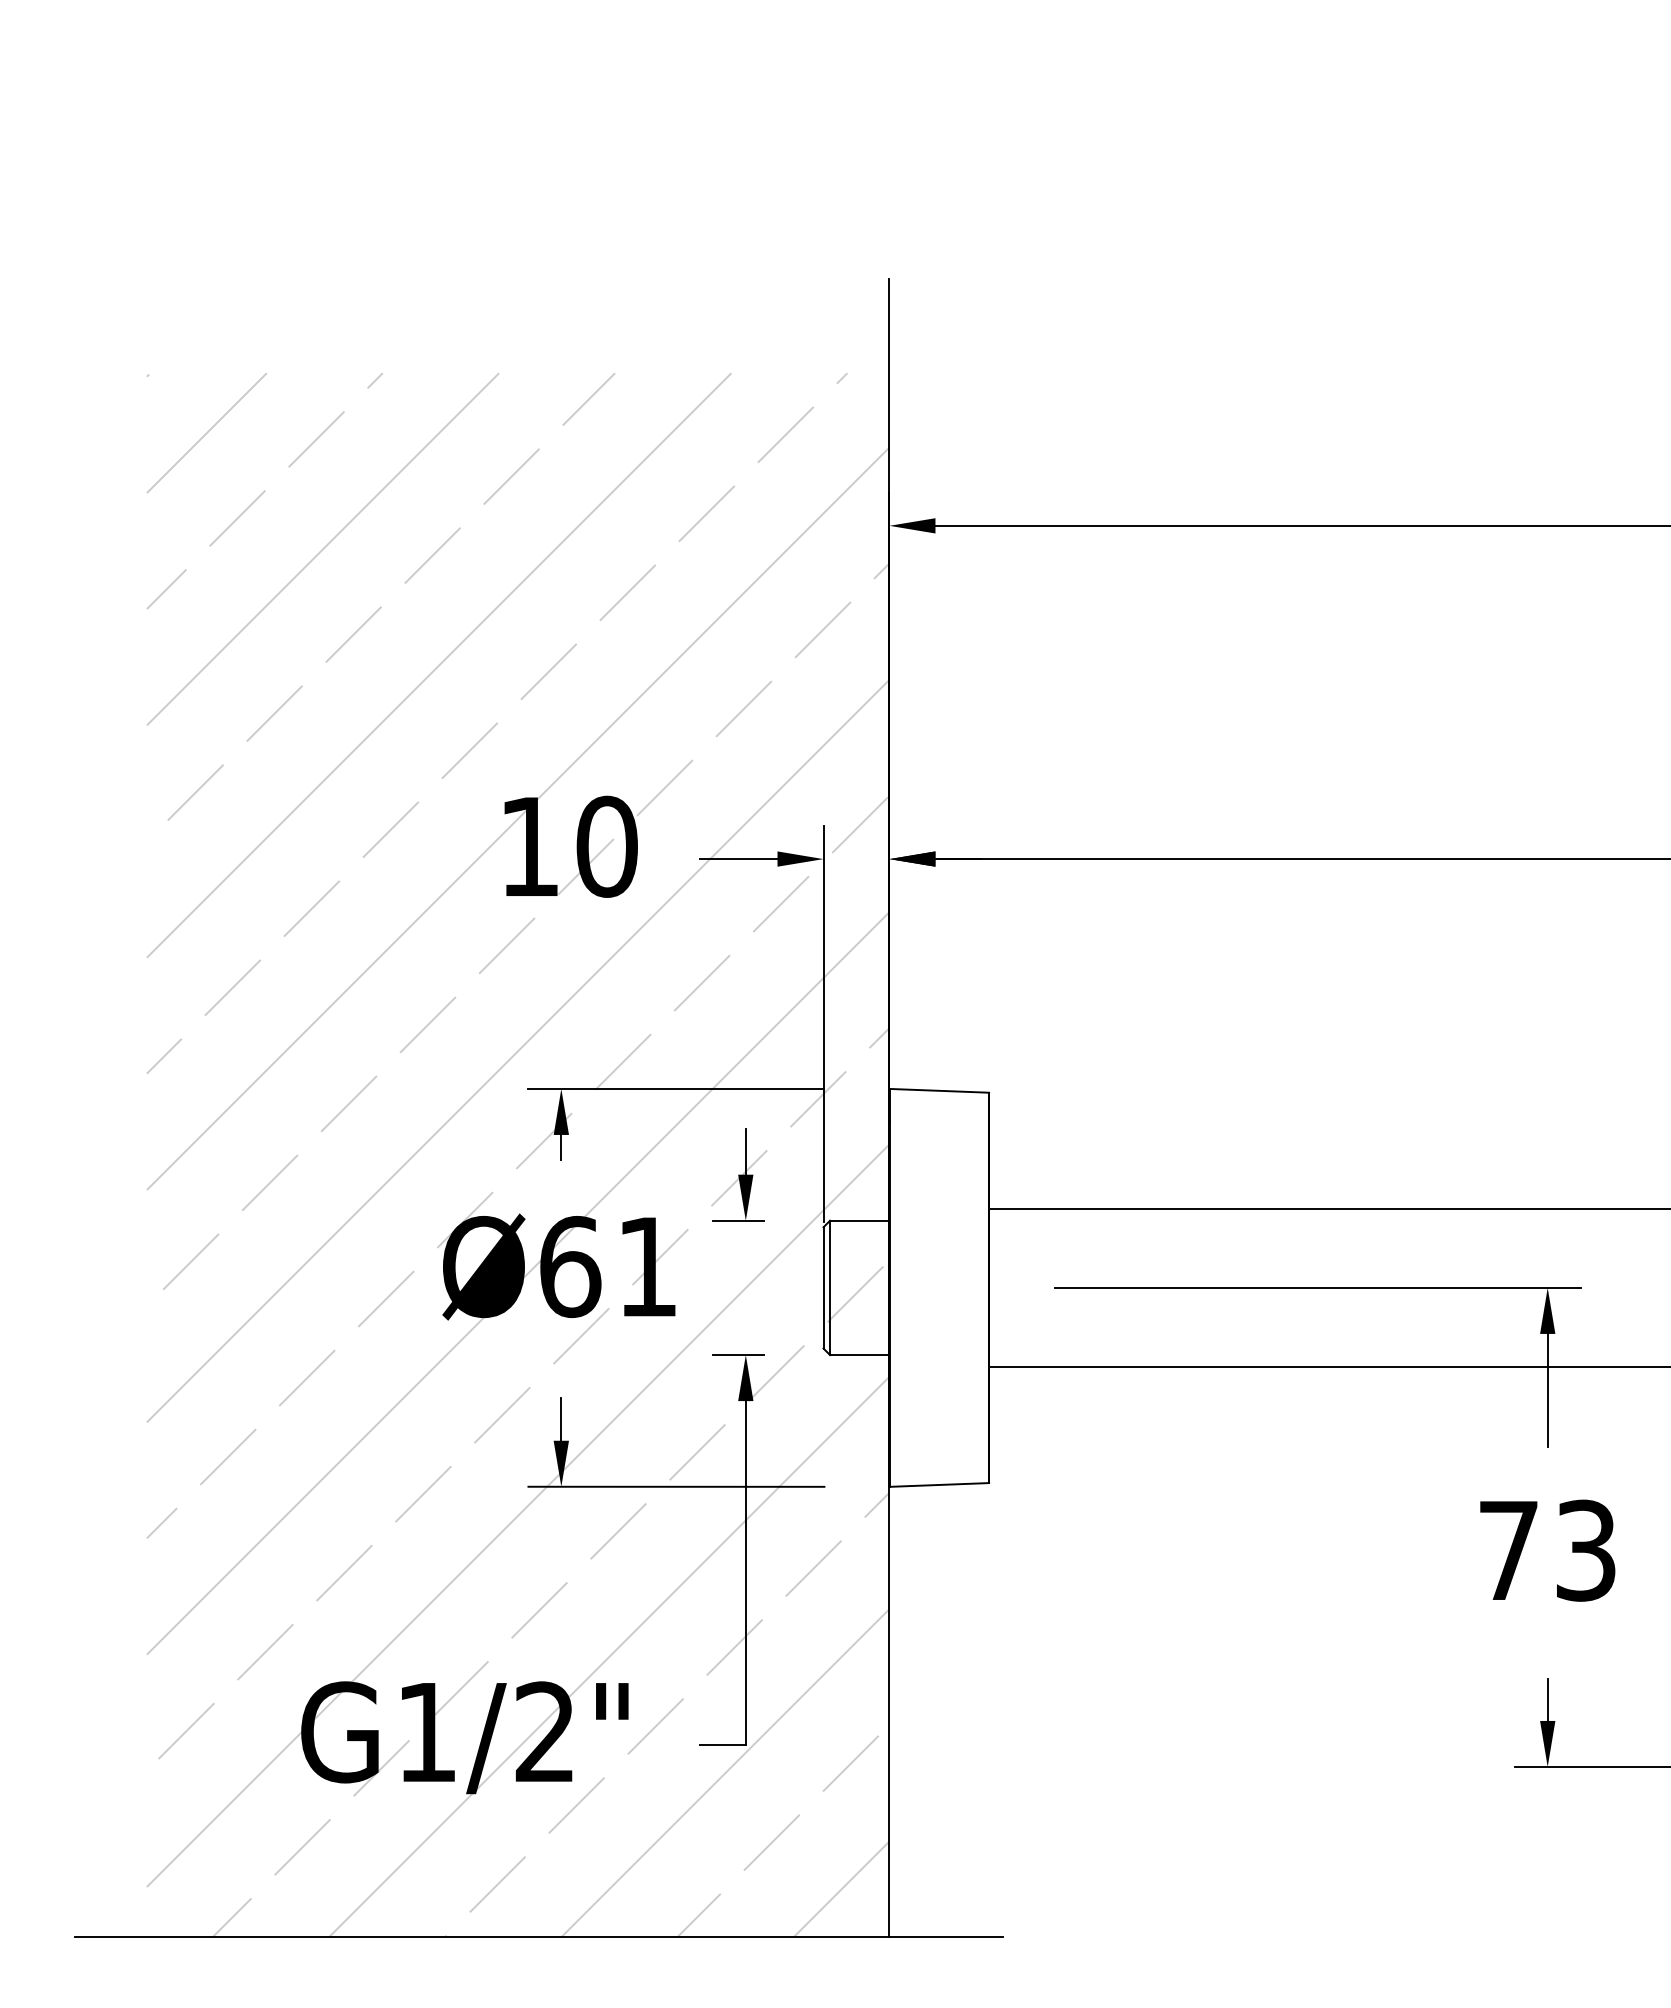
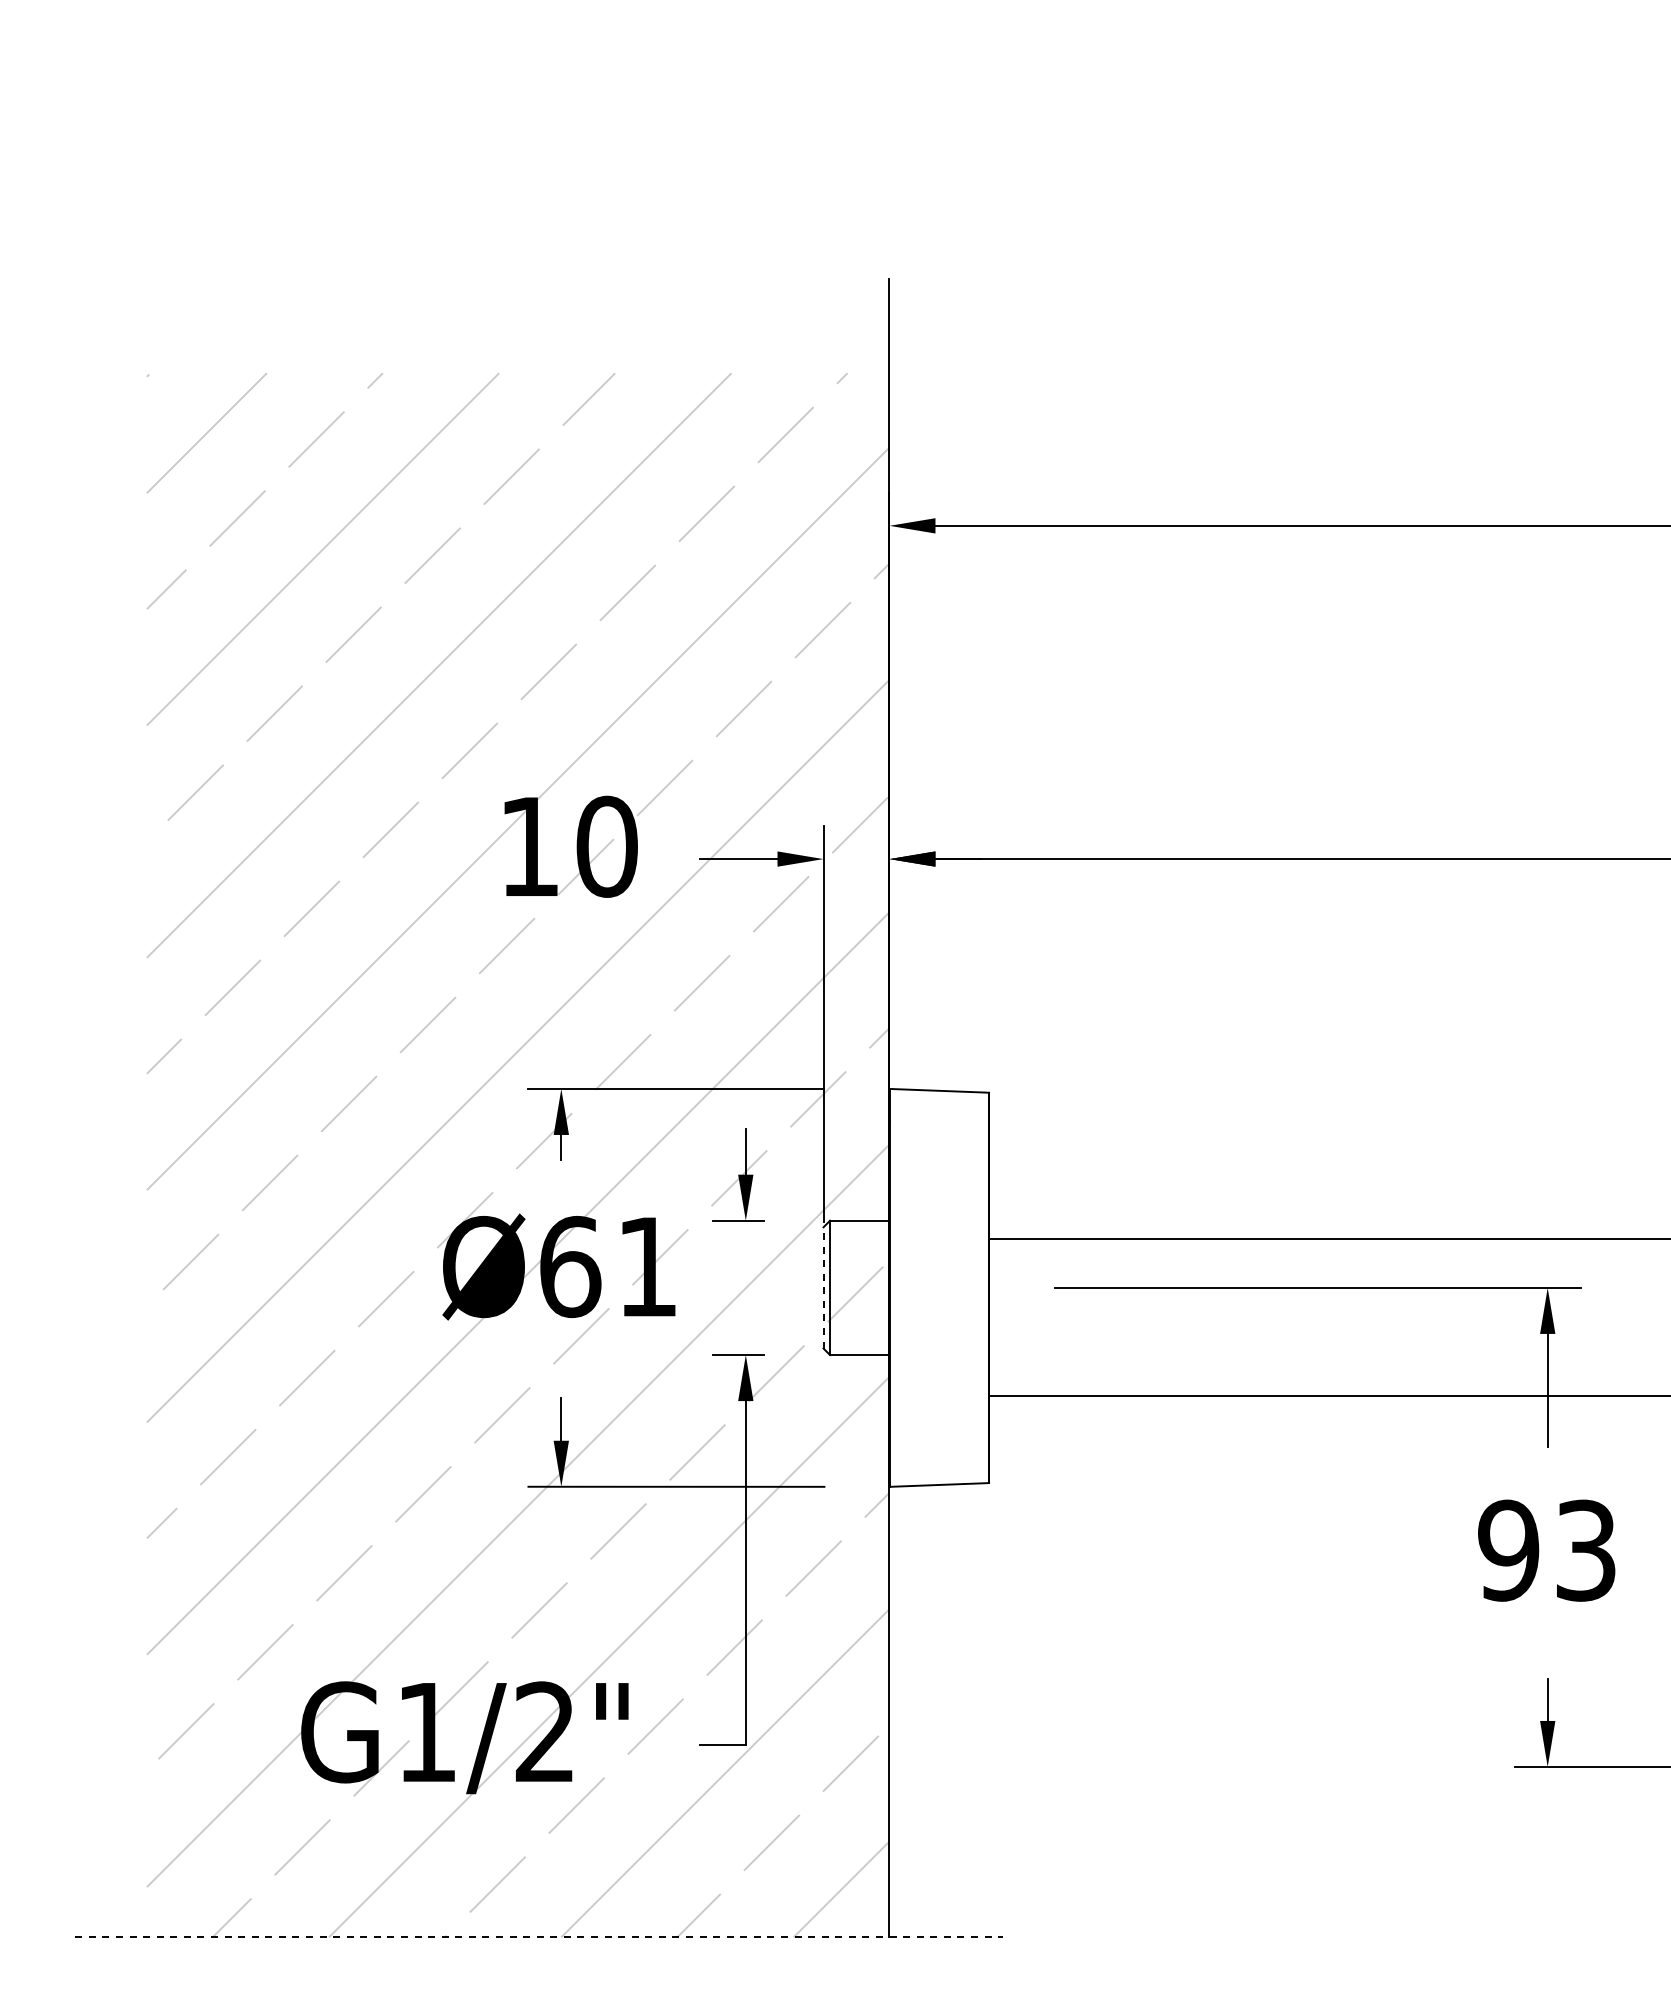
line position: (1328, 1209) -> (1328, 1239) (1328, 1239)
line: solid -> dashed (823, 1287)
line position: (1328, 1366) -> (1328, 1395) (1328, 1395)
text: 73 -> 93 (1508, 1550)
line: solid -> dashed (539, 1937)
